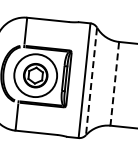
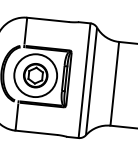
line: dashed -> solid (91, 81)
line: dashed -> solid (114, 83)
